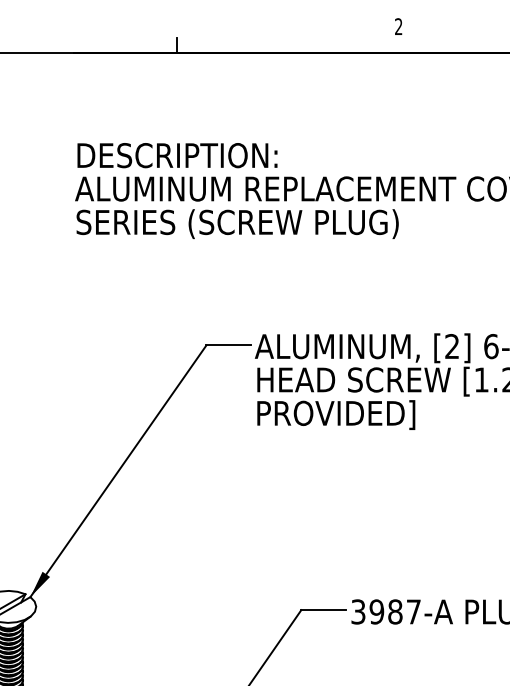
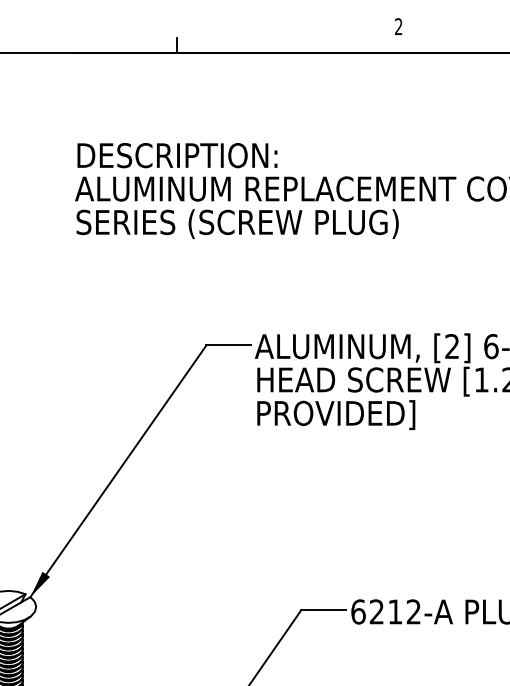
text: 3987-A -> 6212-A (385, 611)
